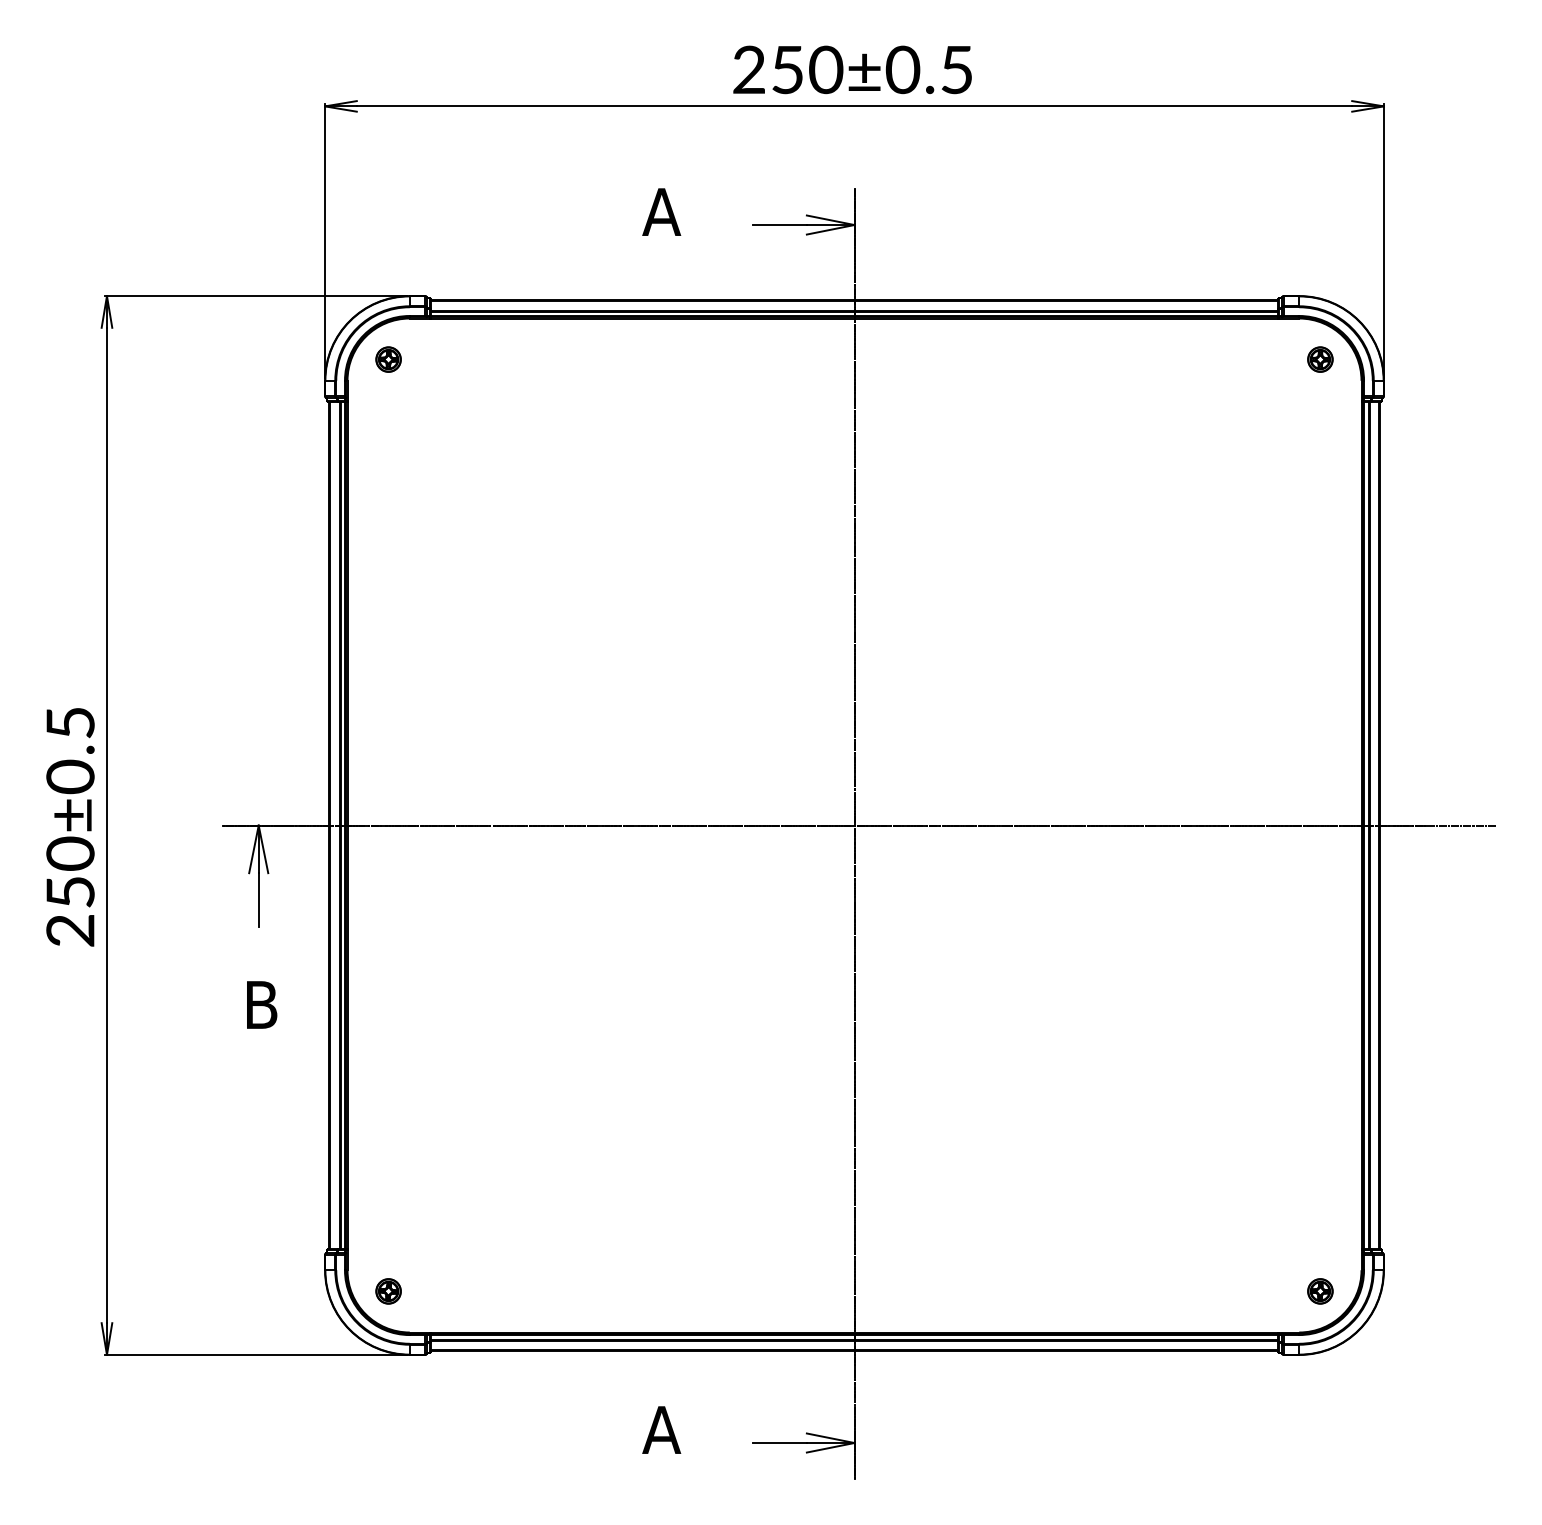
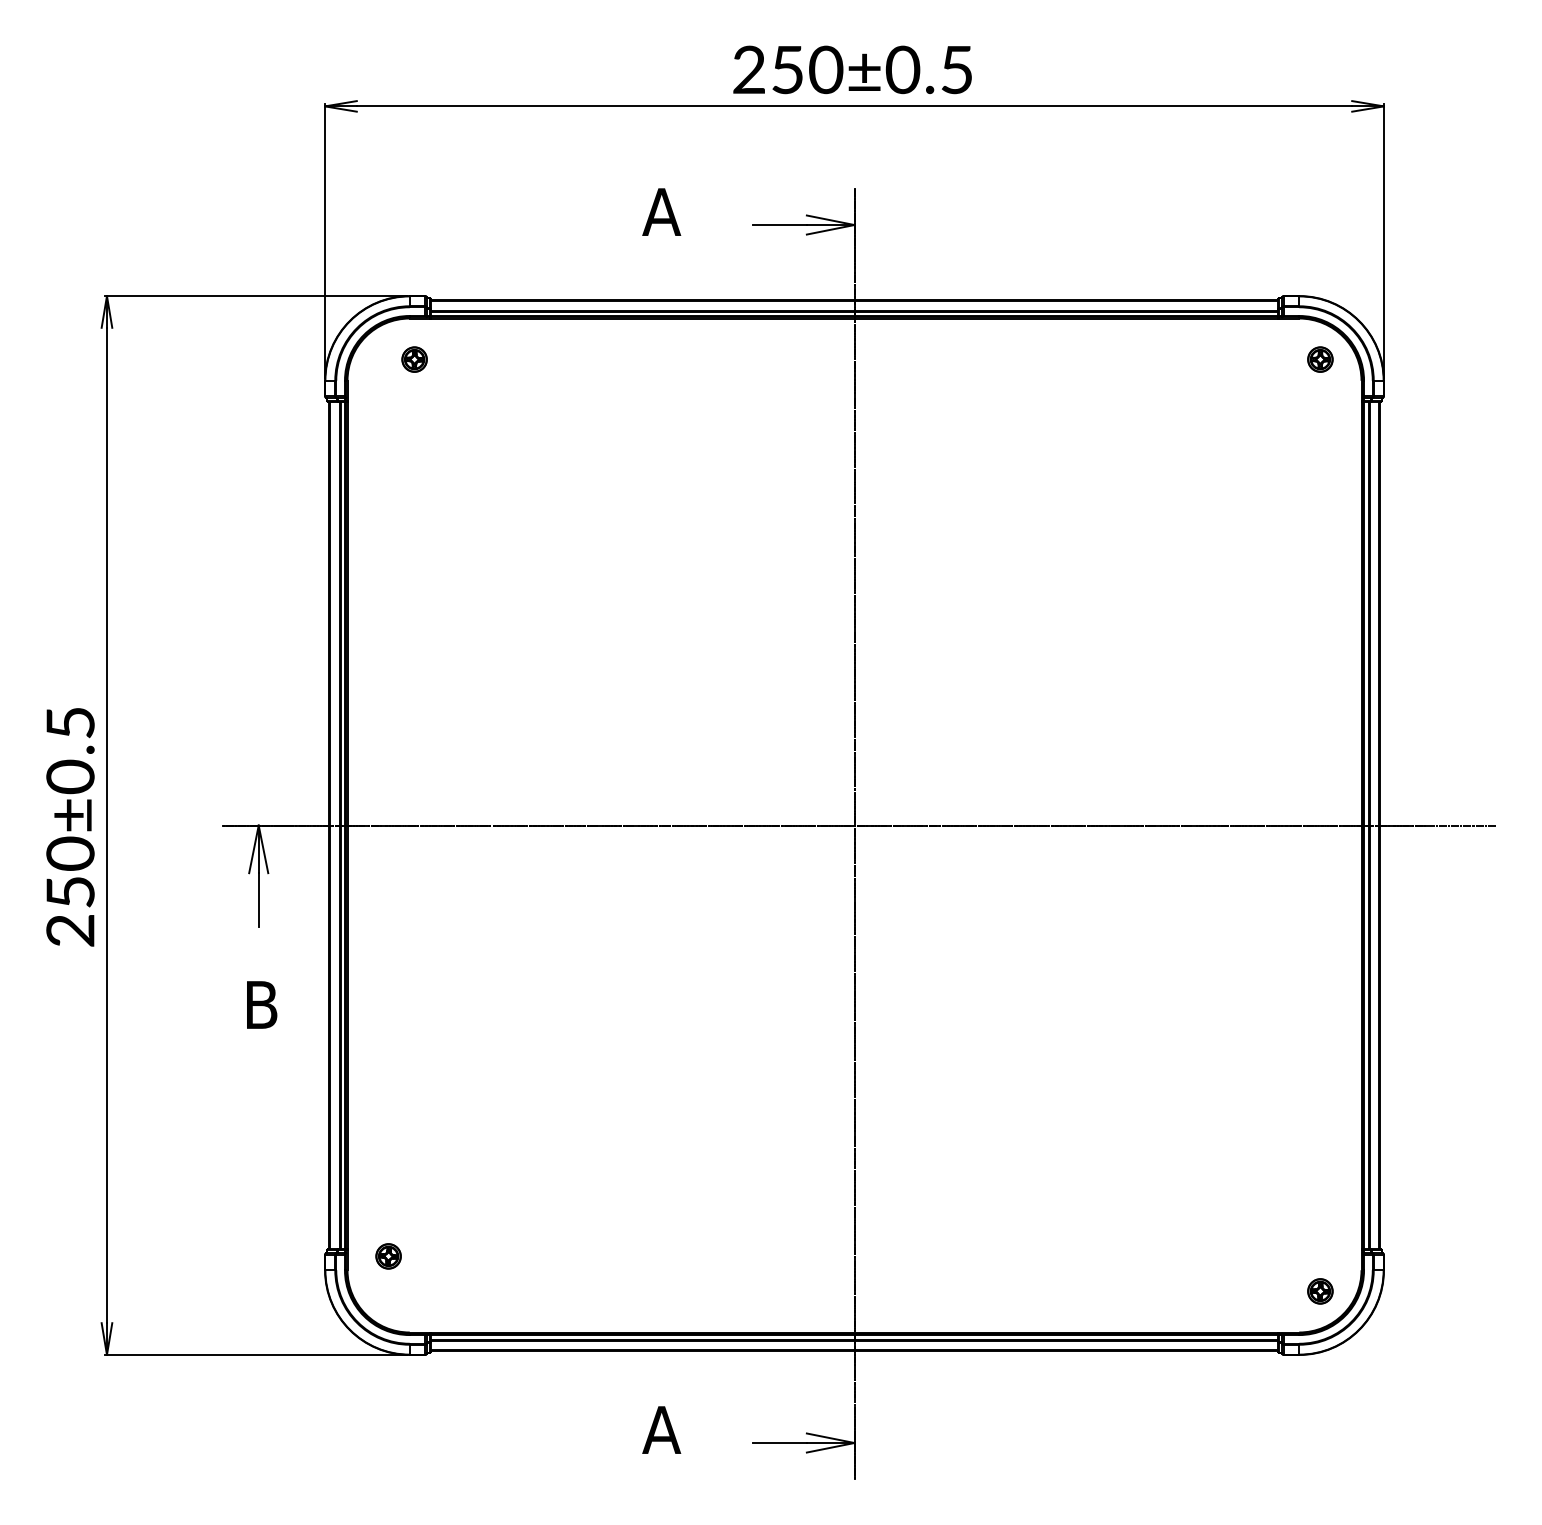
part position: (388, 359) -> (414, 359) (414, 359)
part position: (388, 1291) -> (388, 1256) (388, 1256)
